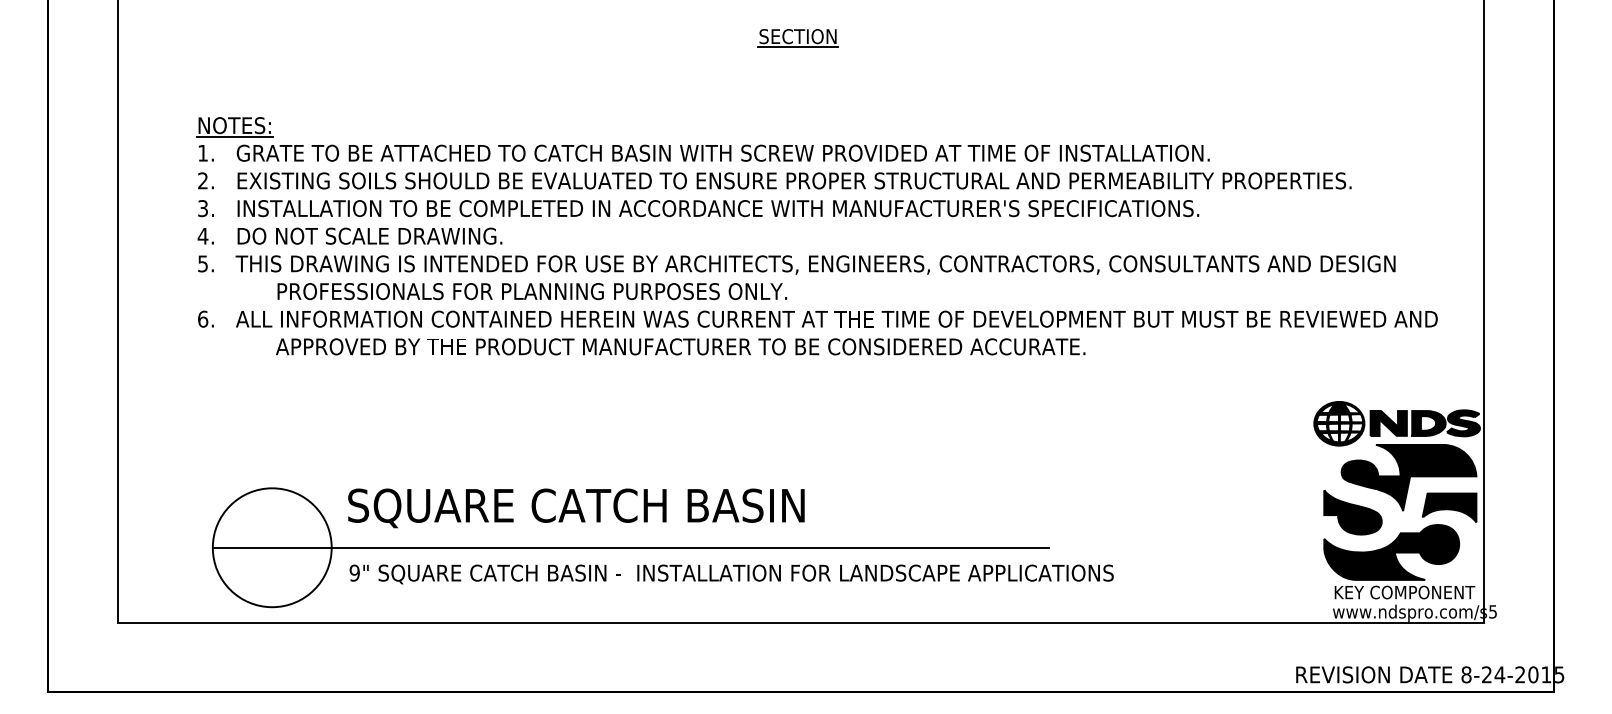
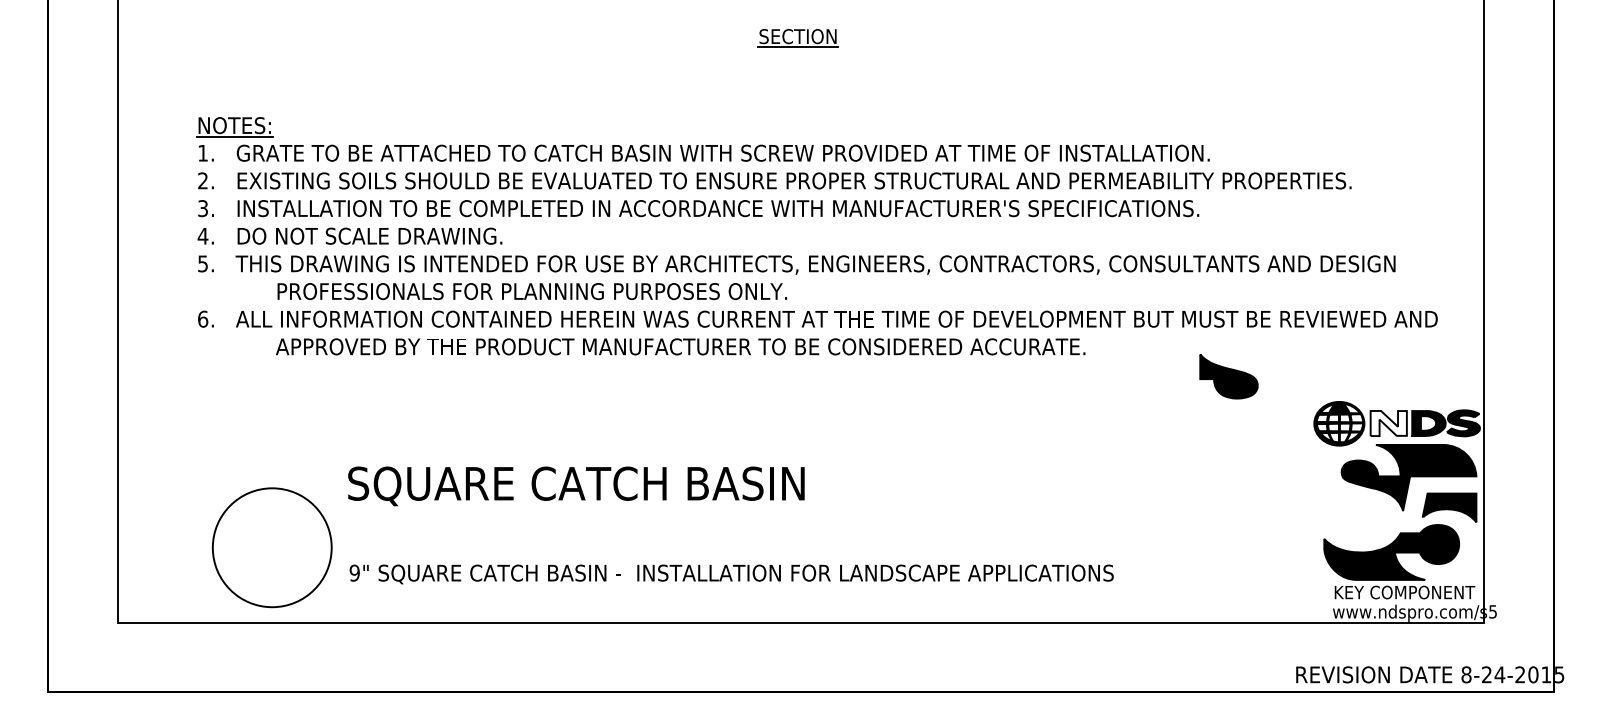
fill: present -> none (1388, 423)
text position: (576, 508) -> (576, 486) (576, 486)
part position: (1352, 512) -> (1228, 376) (1228, 376)
line: present -> none (630, 547)
